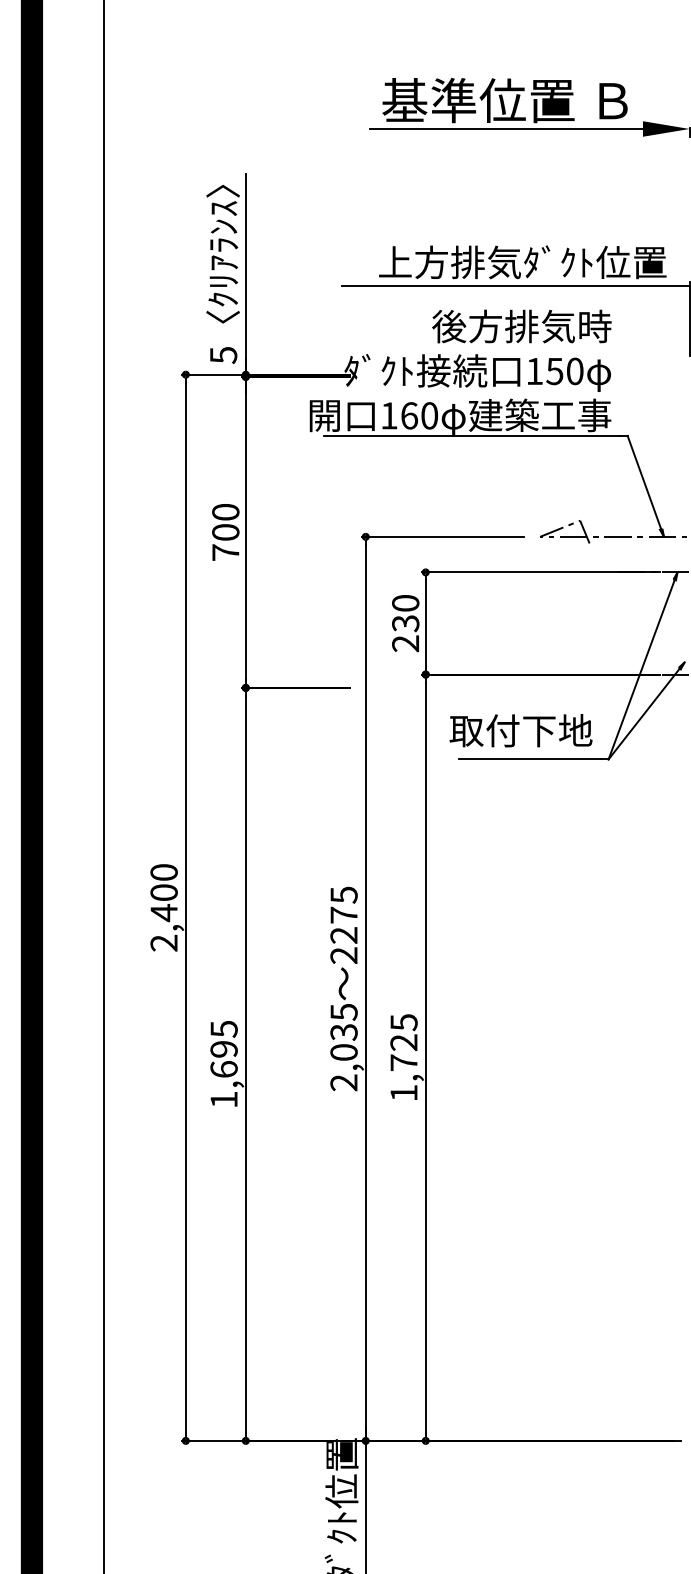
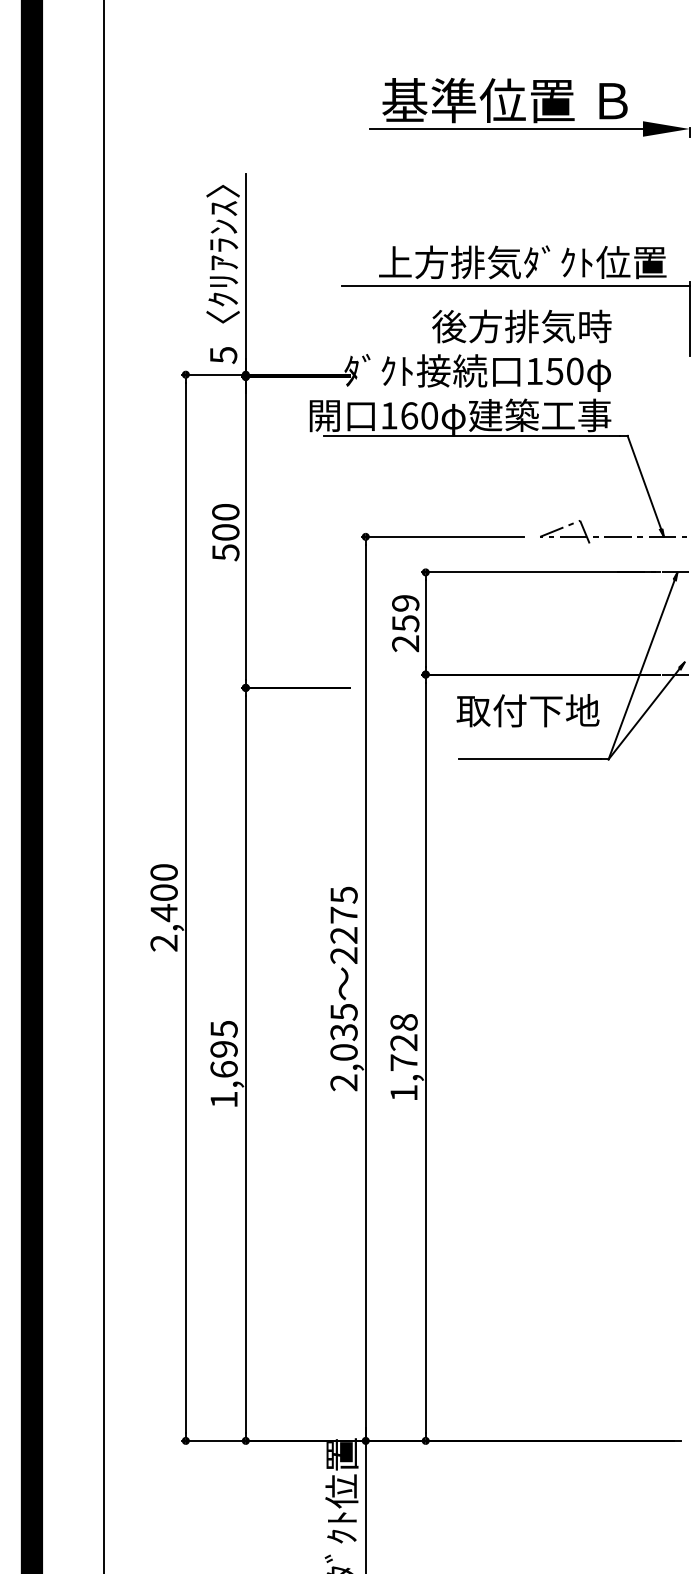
text: 700 -> 500 (225, 552)
text: 230 -> 259 (405, 613)
text position: (520, 730) -> (527, 710) (527, 710)
text: 1,725 -> 1,728 (403, 1022)
